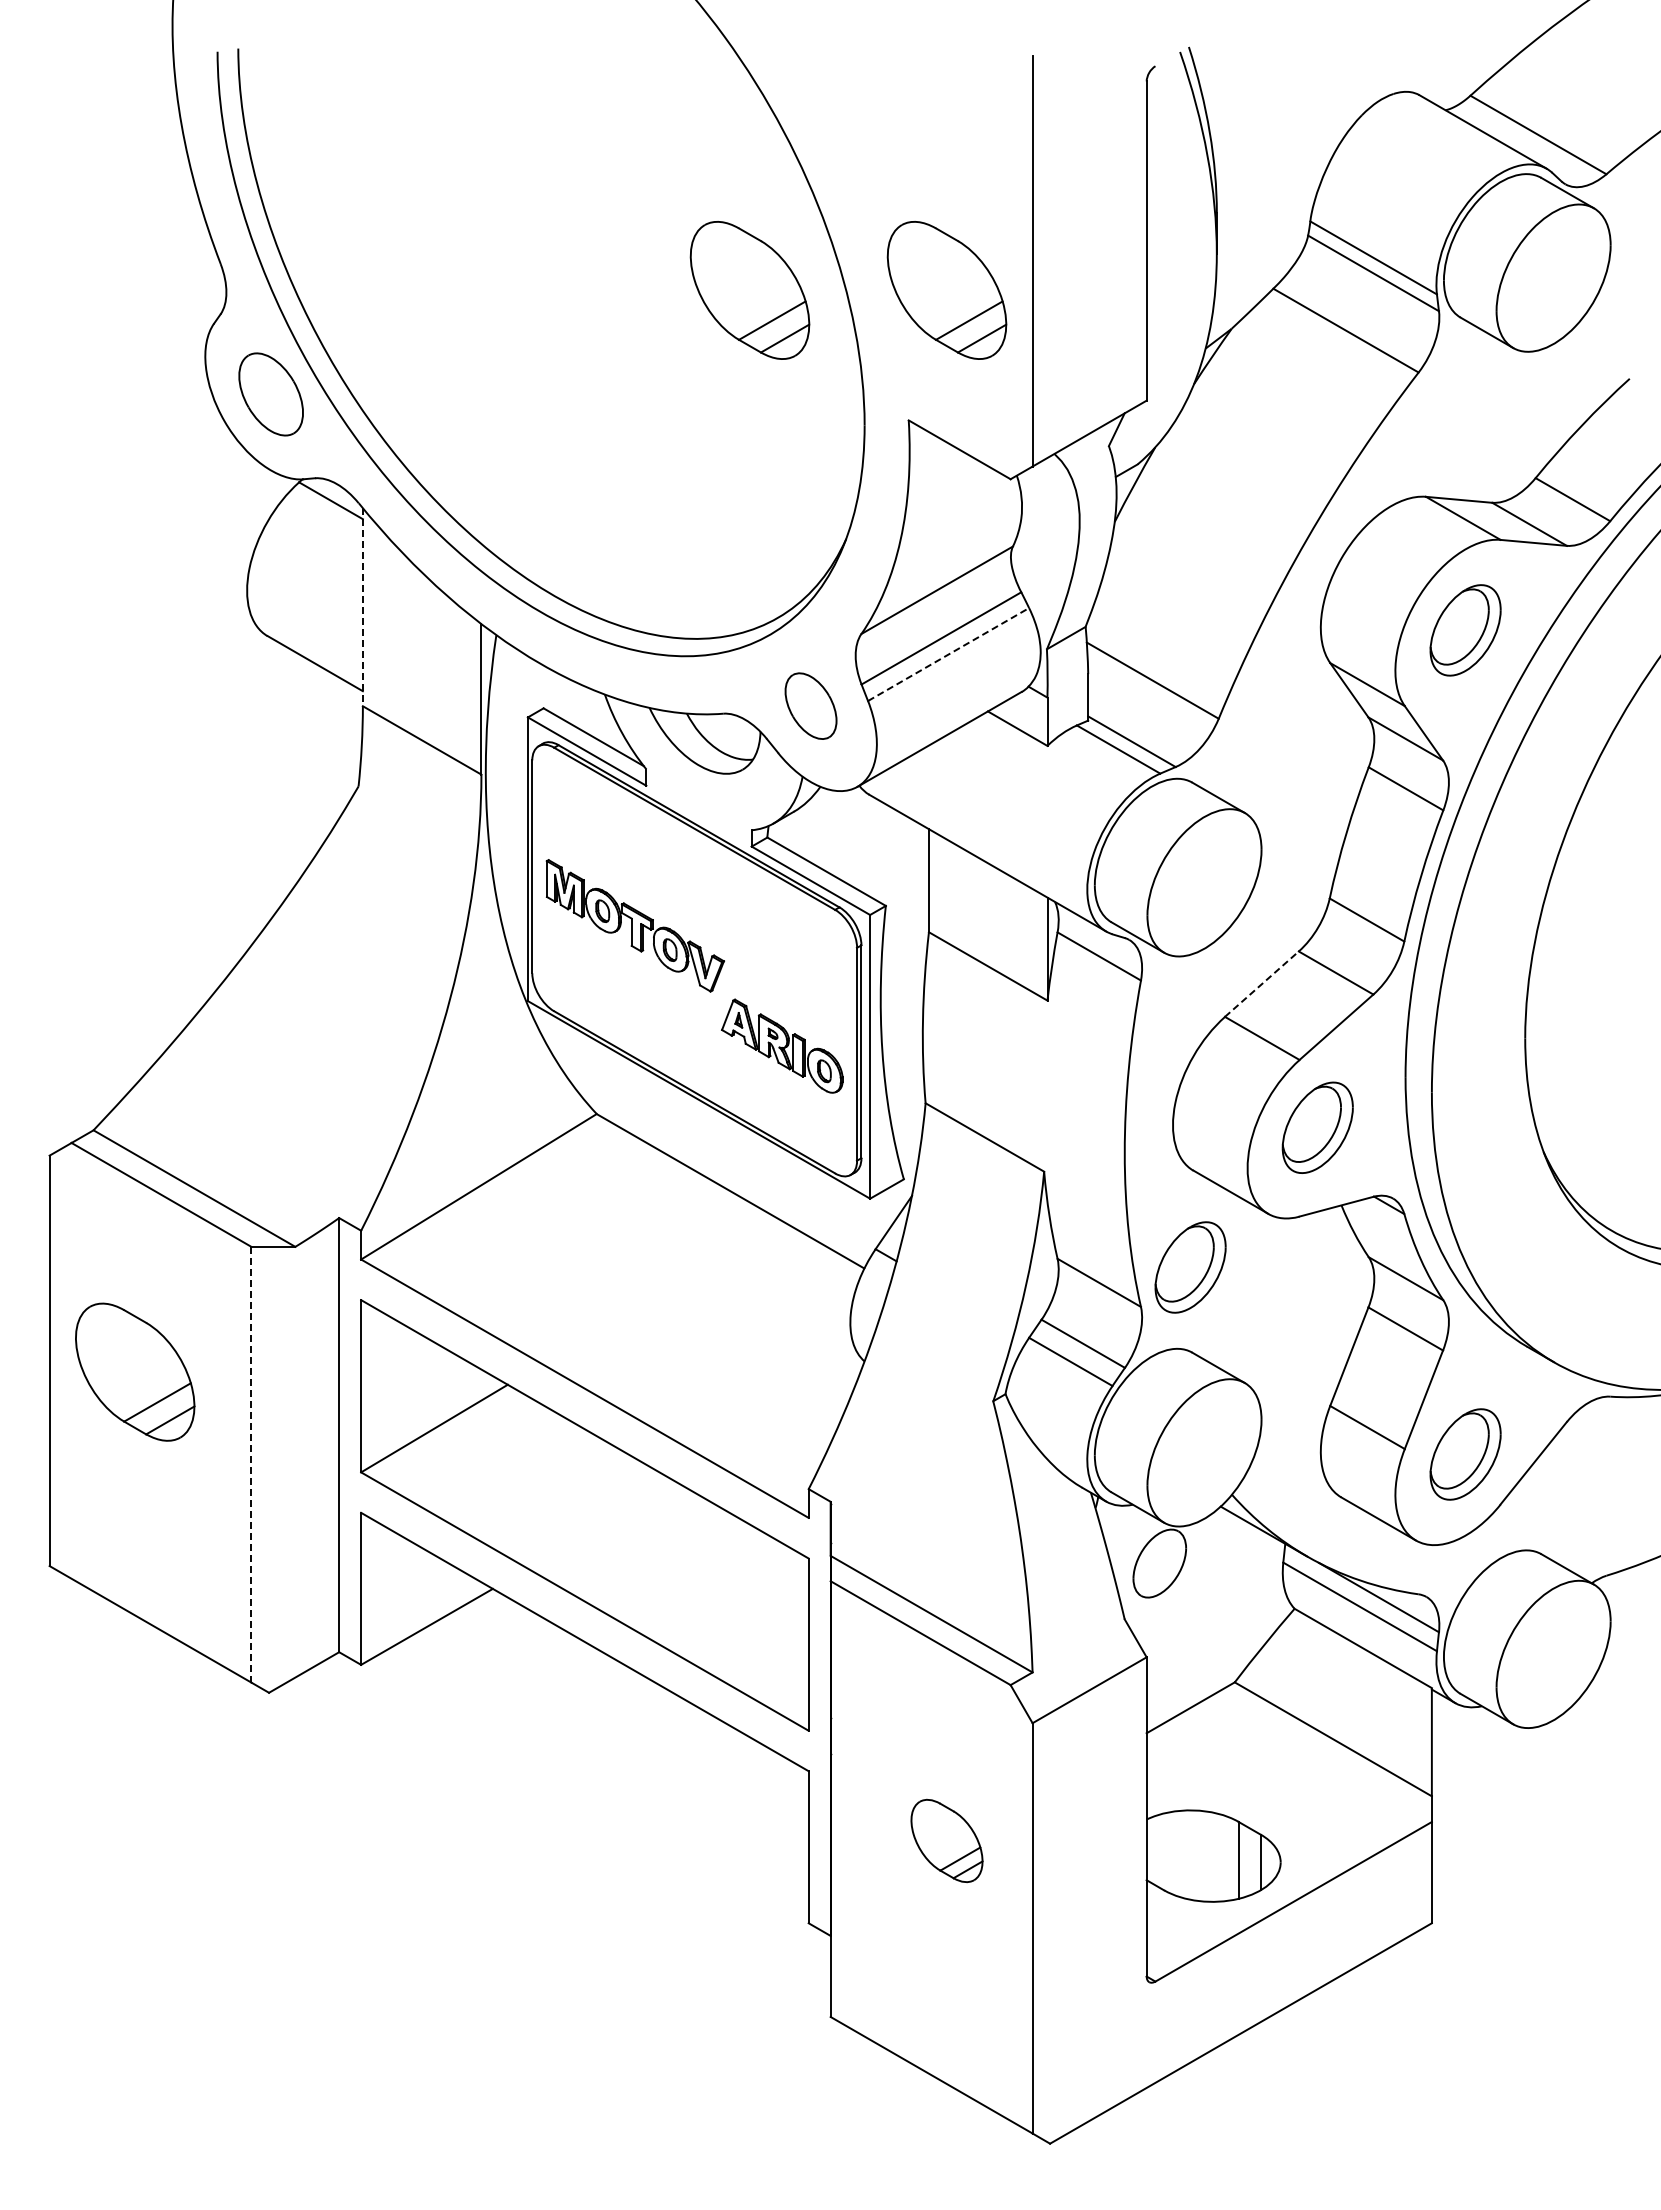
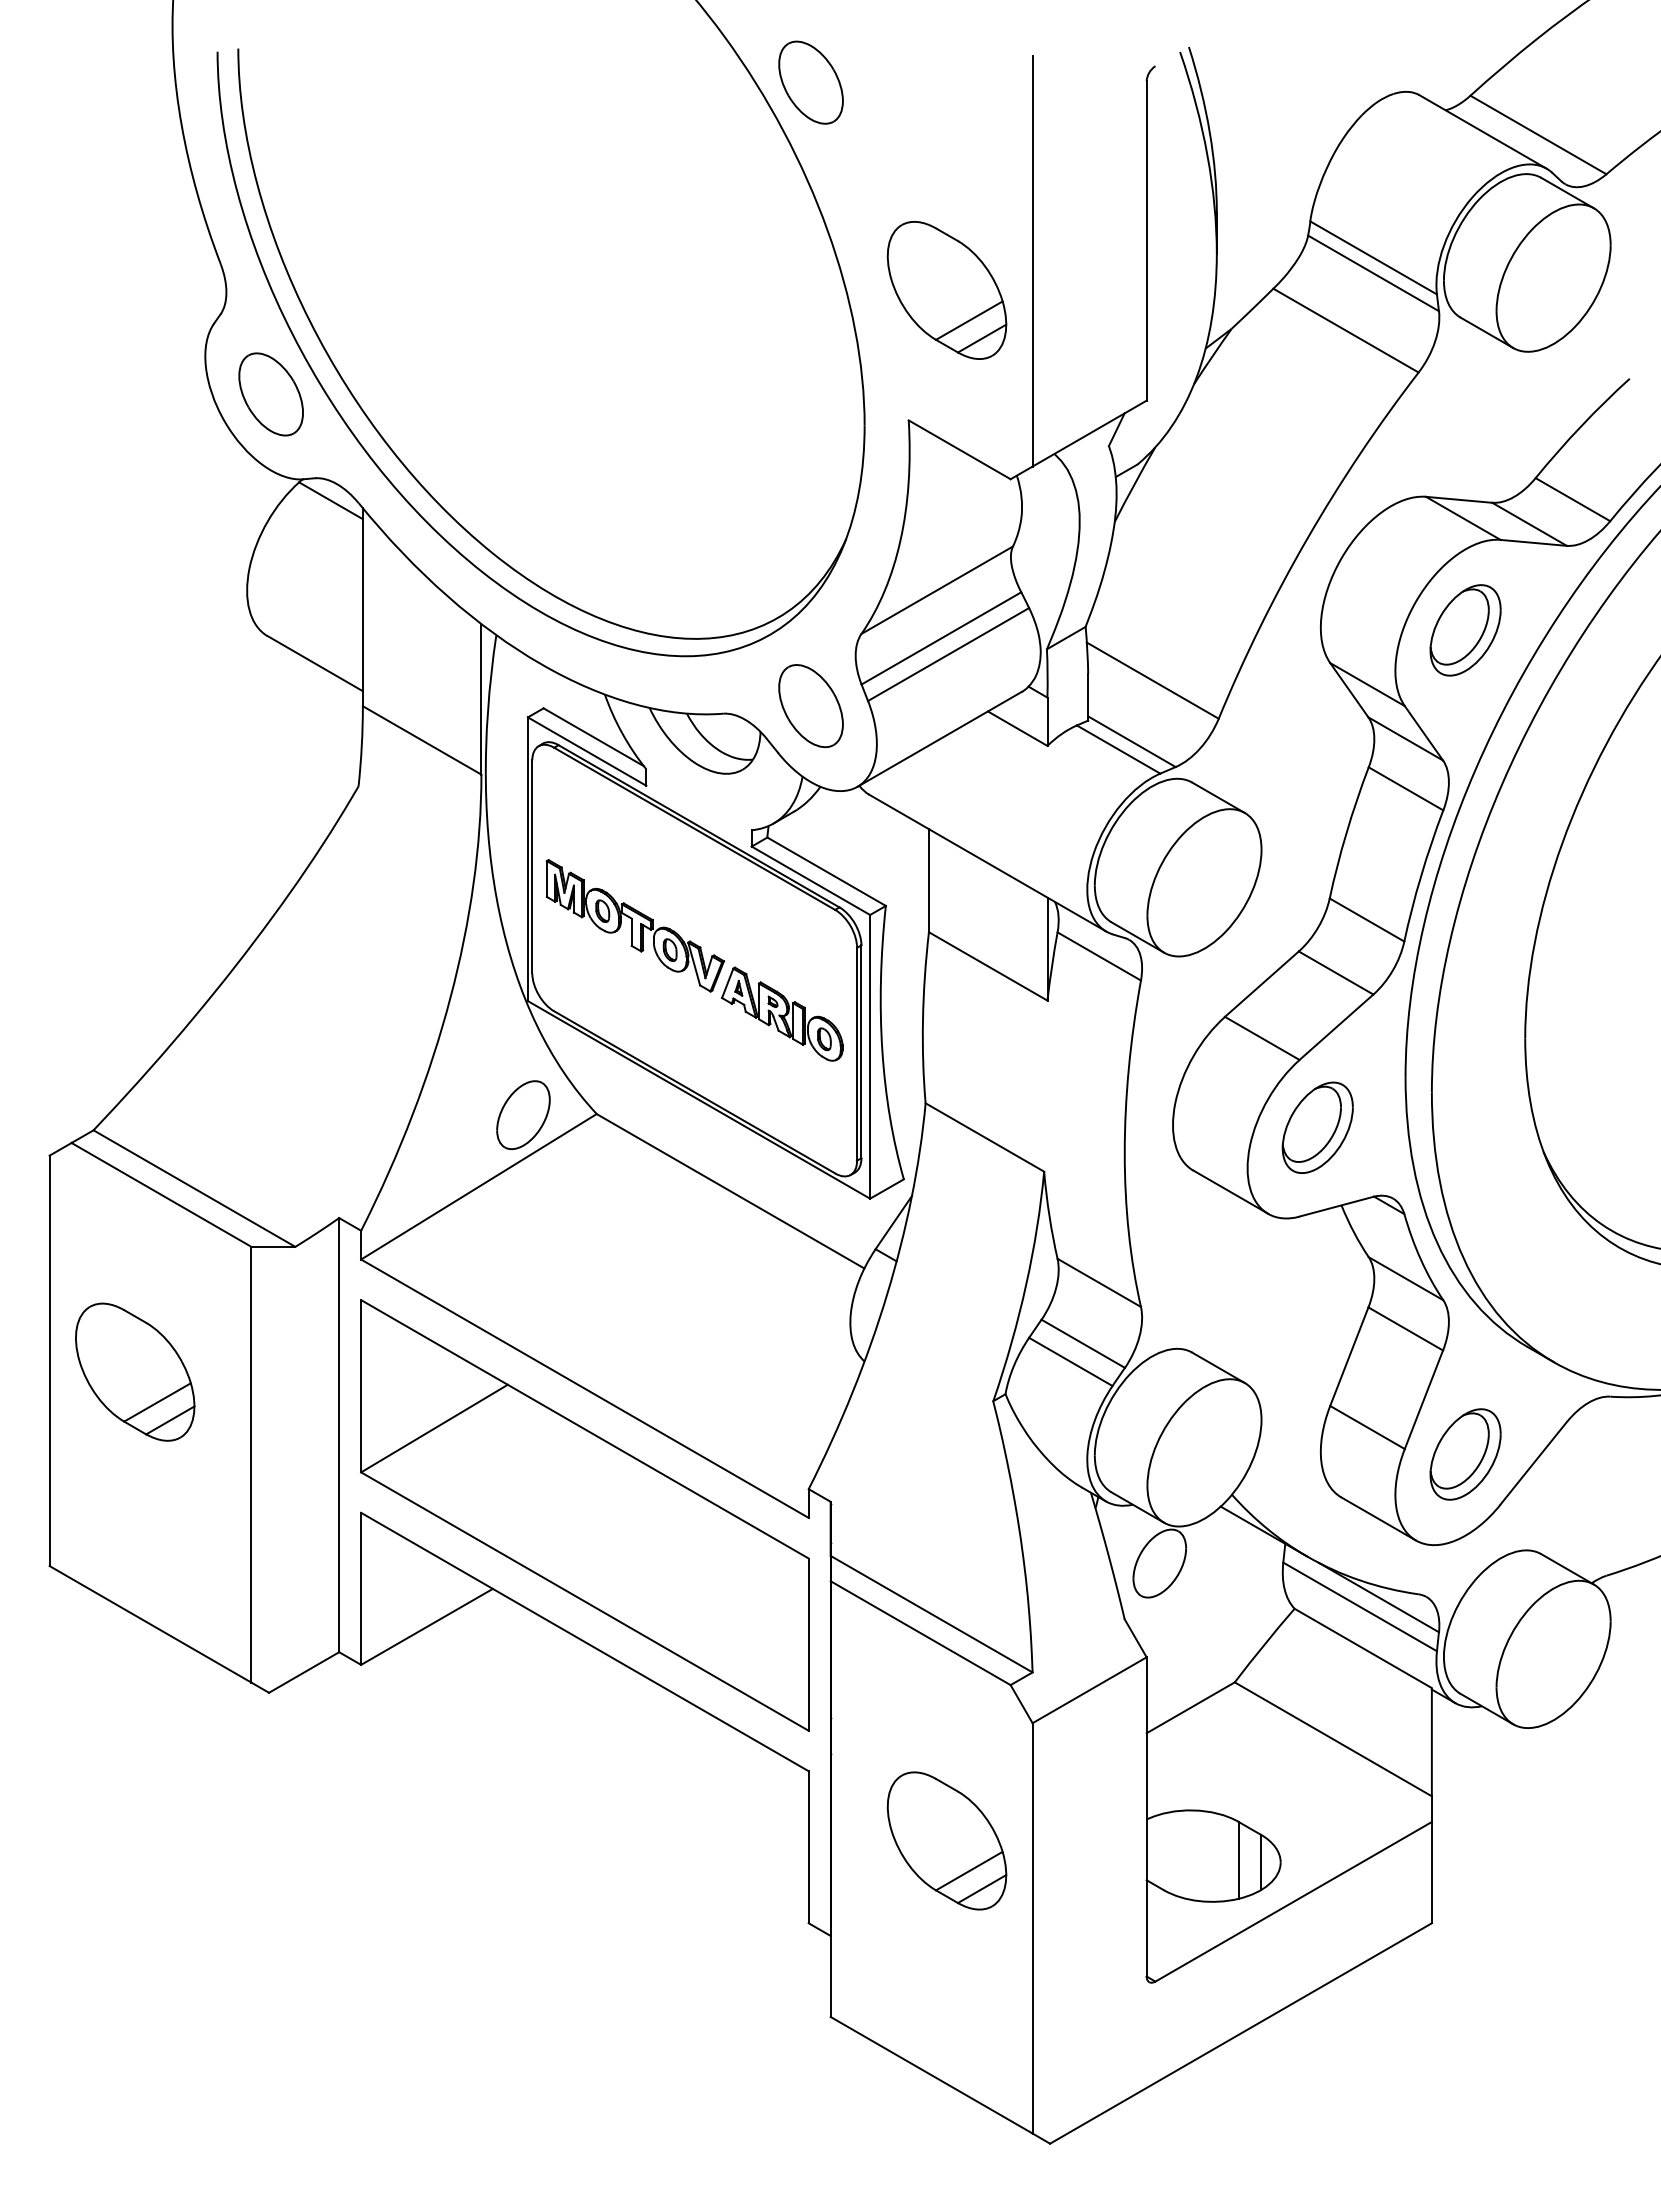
part: none -> present (810, 82)
part: present -> none (749, 290)
line: dashed -> solid (362, 607)
line: dashed -> solid (948, 654)
part size: 54x68 px -> 66x85 px (810, 706)
line: dashed -> solid (1262, 983)
part position: (782, 1045) -> (782, 1013) (782, 1013)
part: none -> present (523, 1115)
part: present -> none (1190, 1267)
line: dashed -> solid (251, 1464)
part size: 74x86 px -> 122x140 px (946, 1840)
